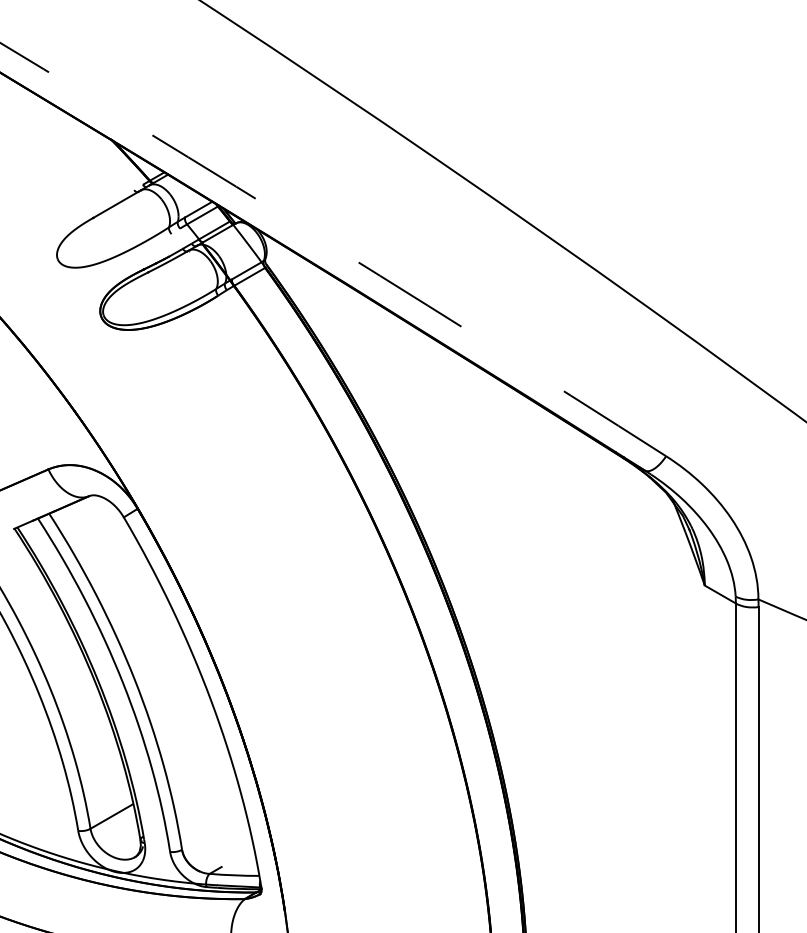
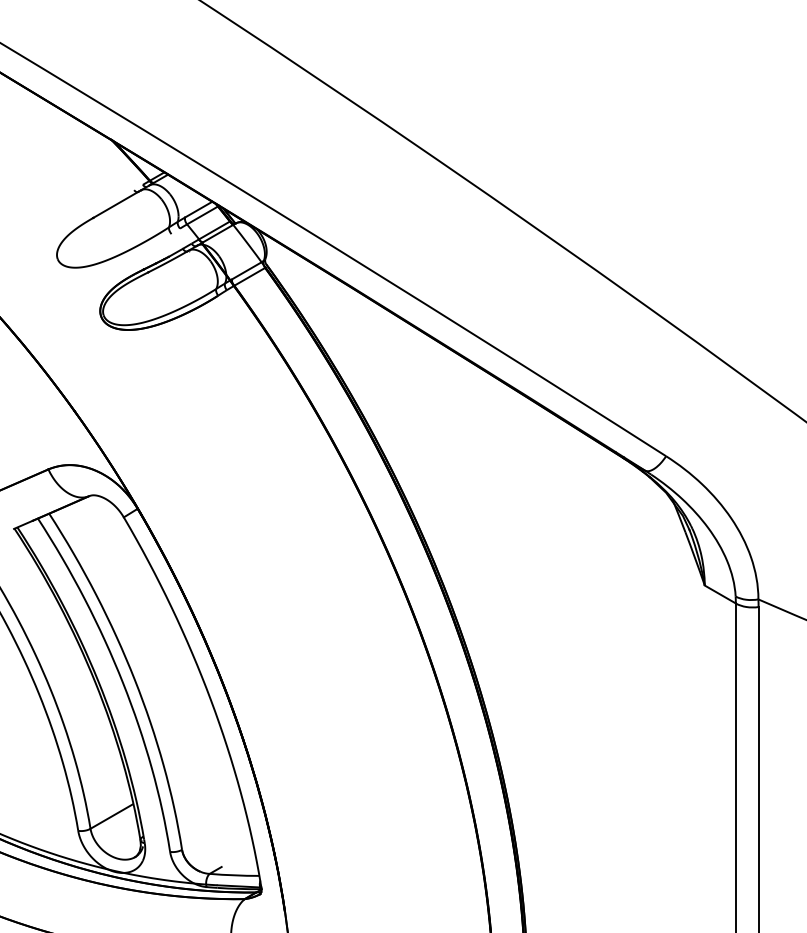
arc: dashed -> solid (334, 247)
